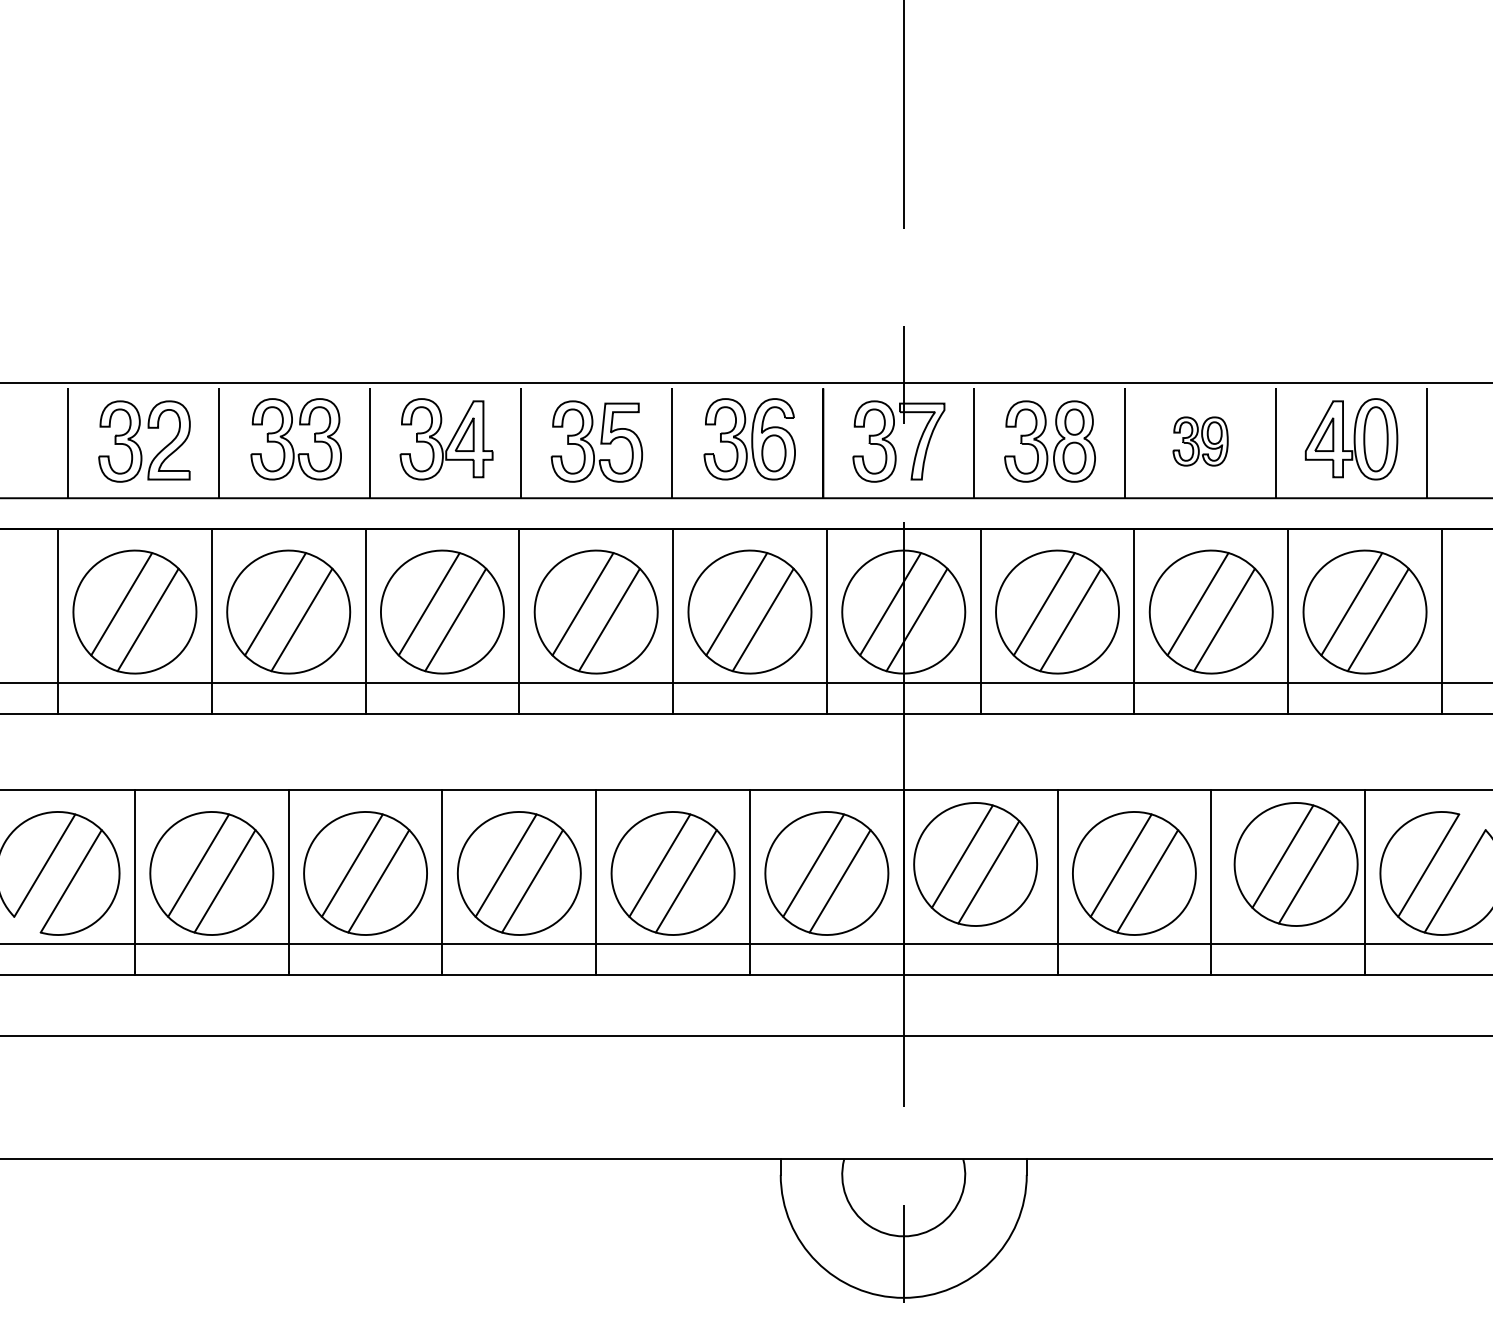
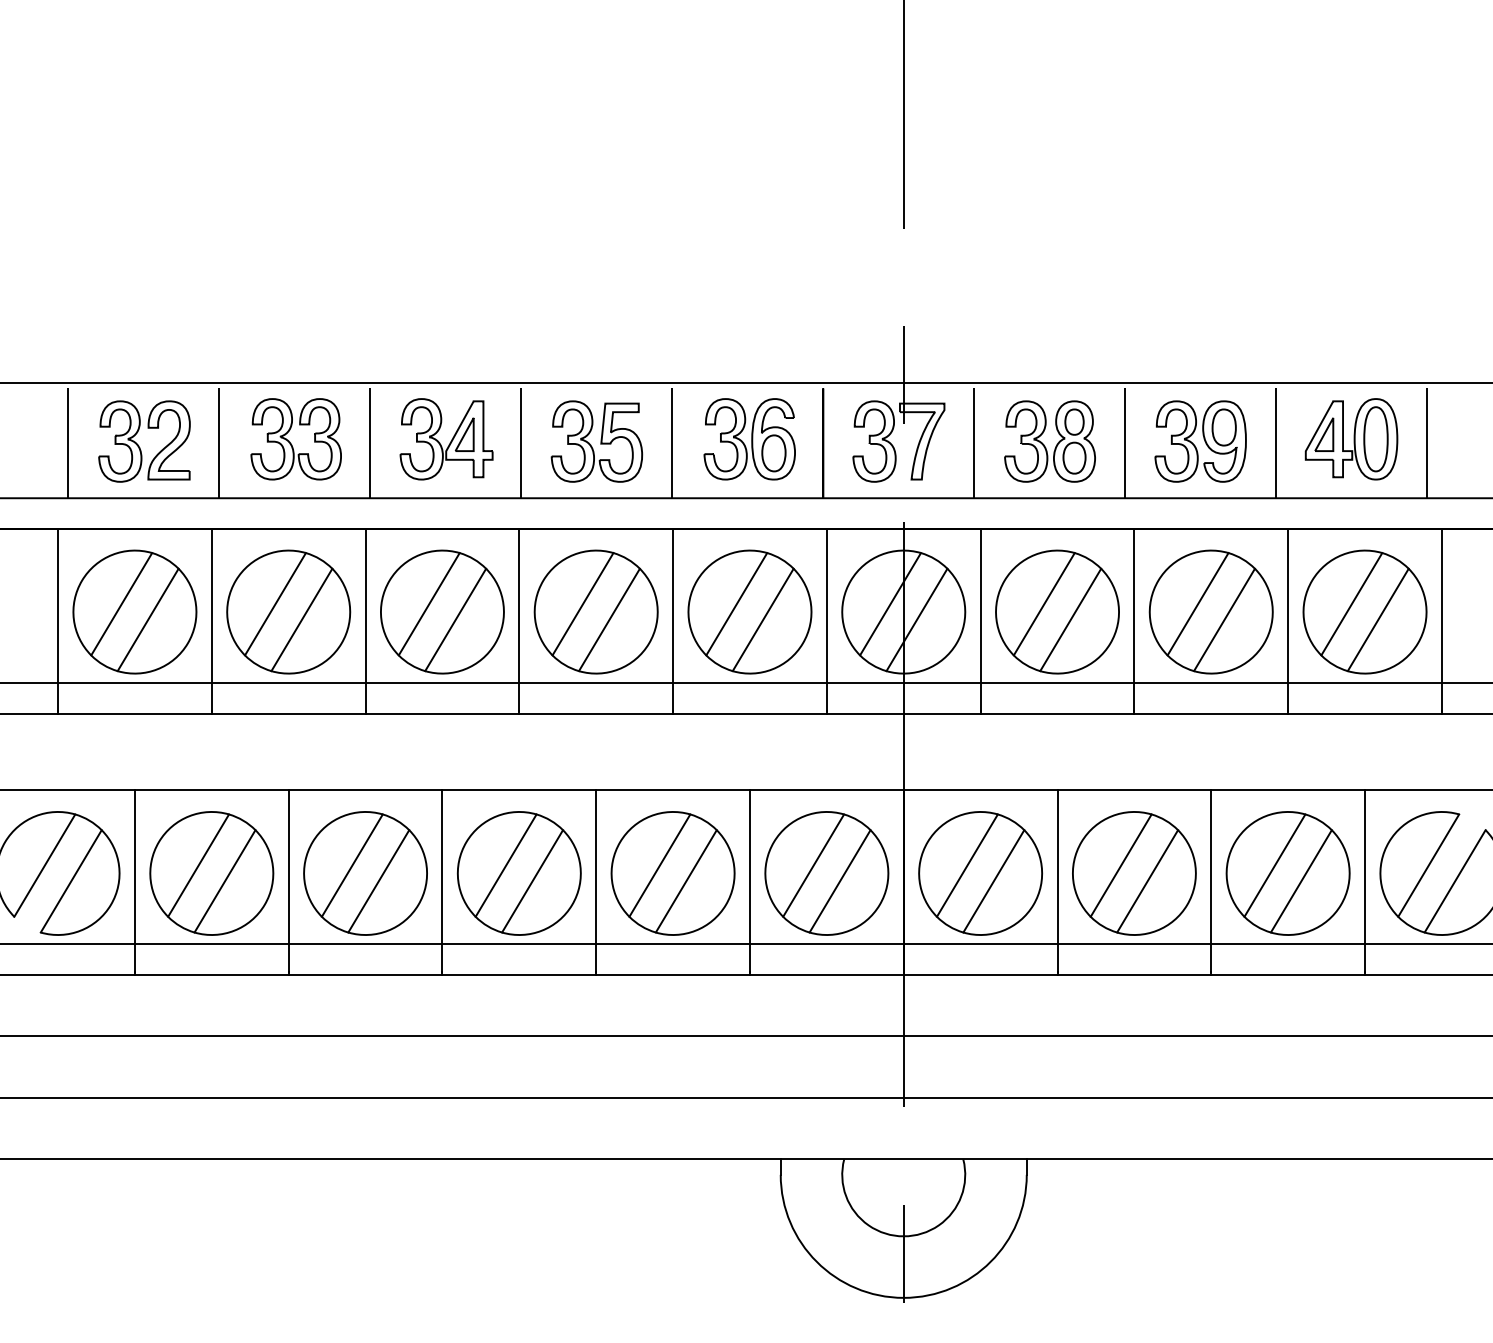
part size: 57x51 px -> 93x83 px (1200, 441)
part position: (975, 864) -> (980, 873) (980, 873)
part position: (1295, 864) -> (1287, 873) (1287, 873)
line: none -> present (745, 1097)
